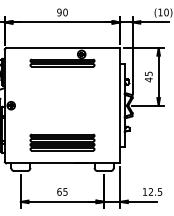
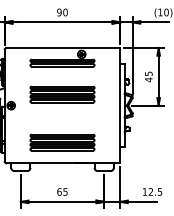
part: none -> present (62, 94)
